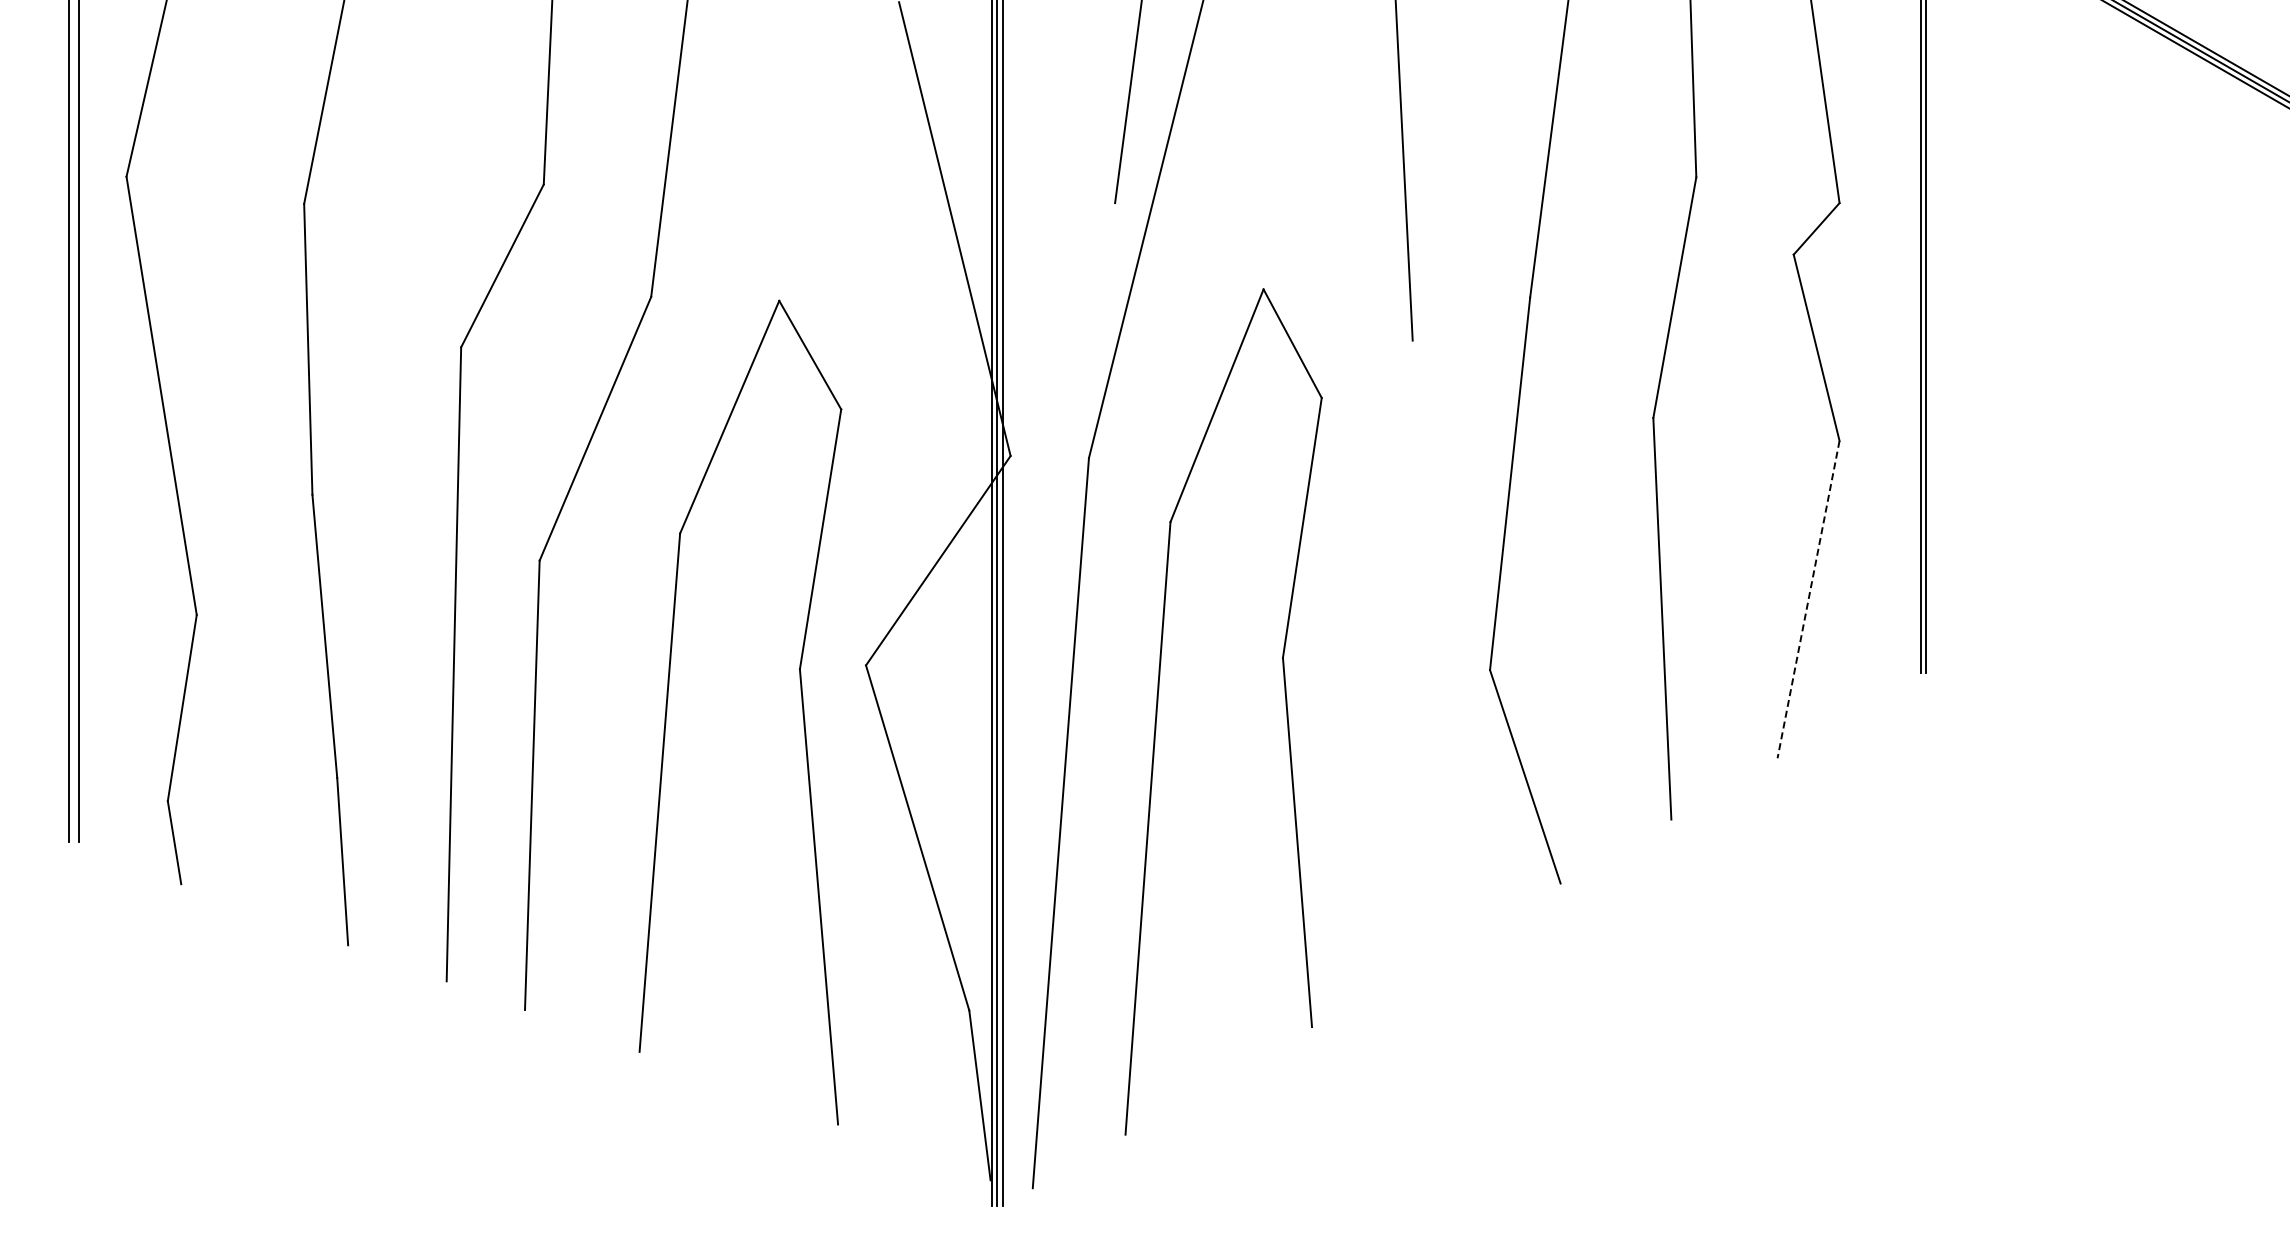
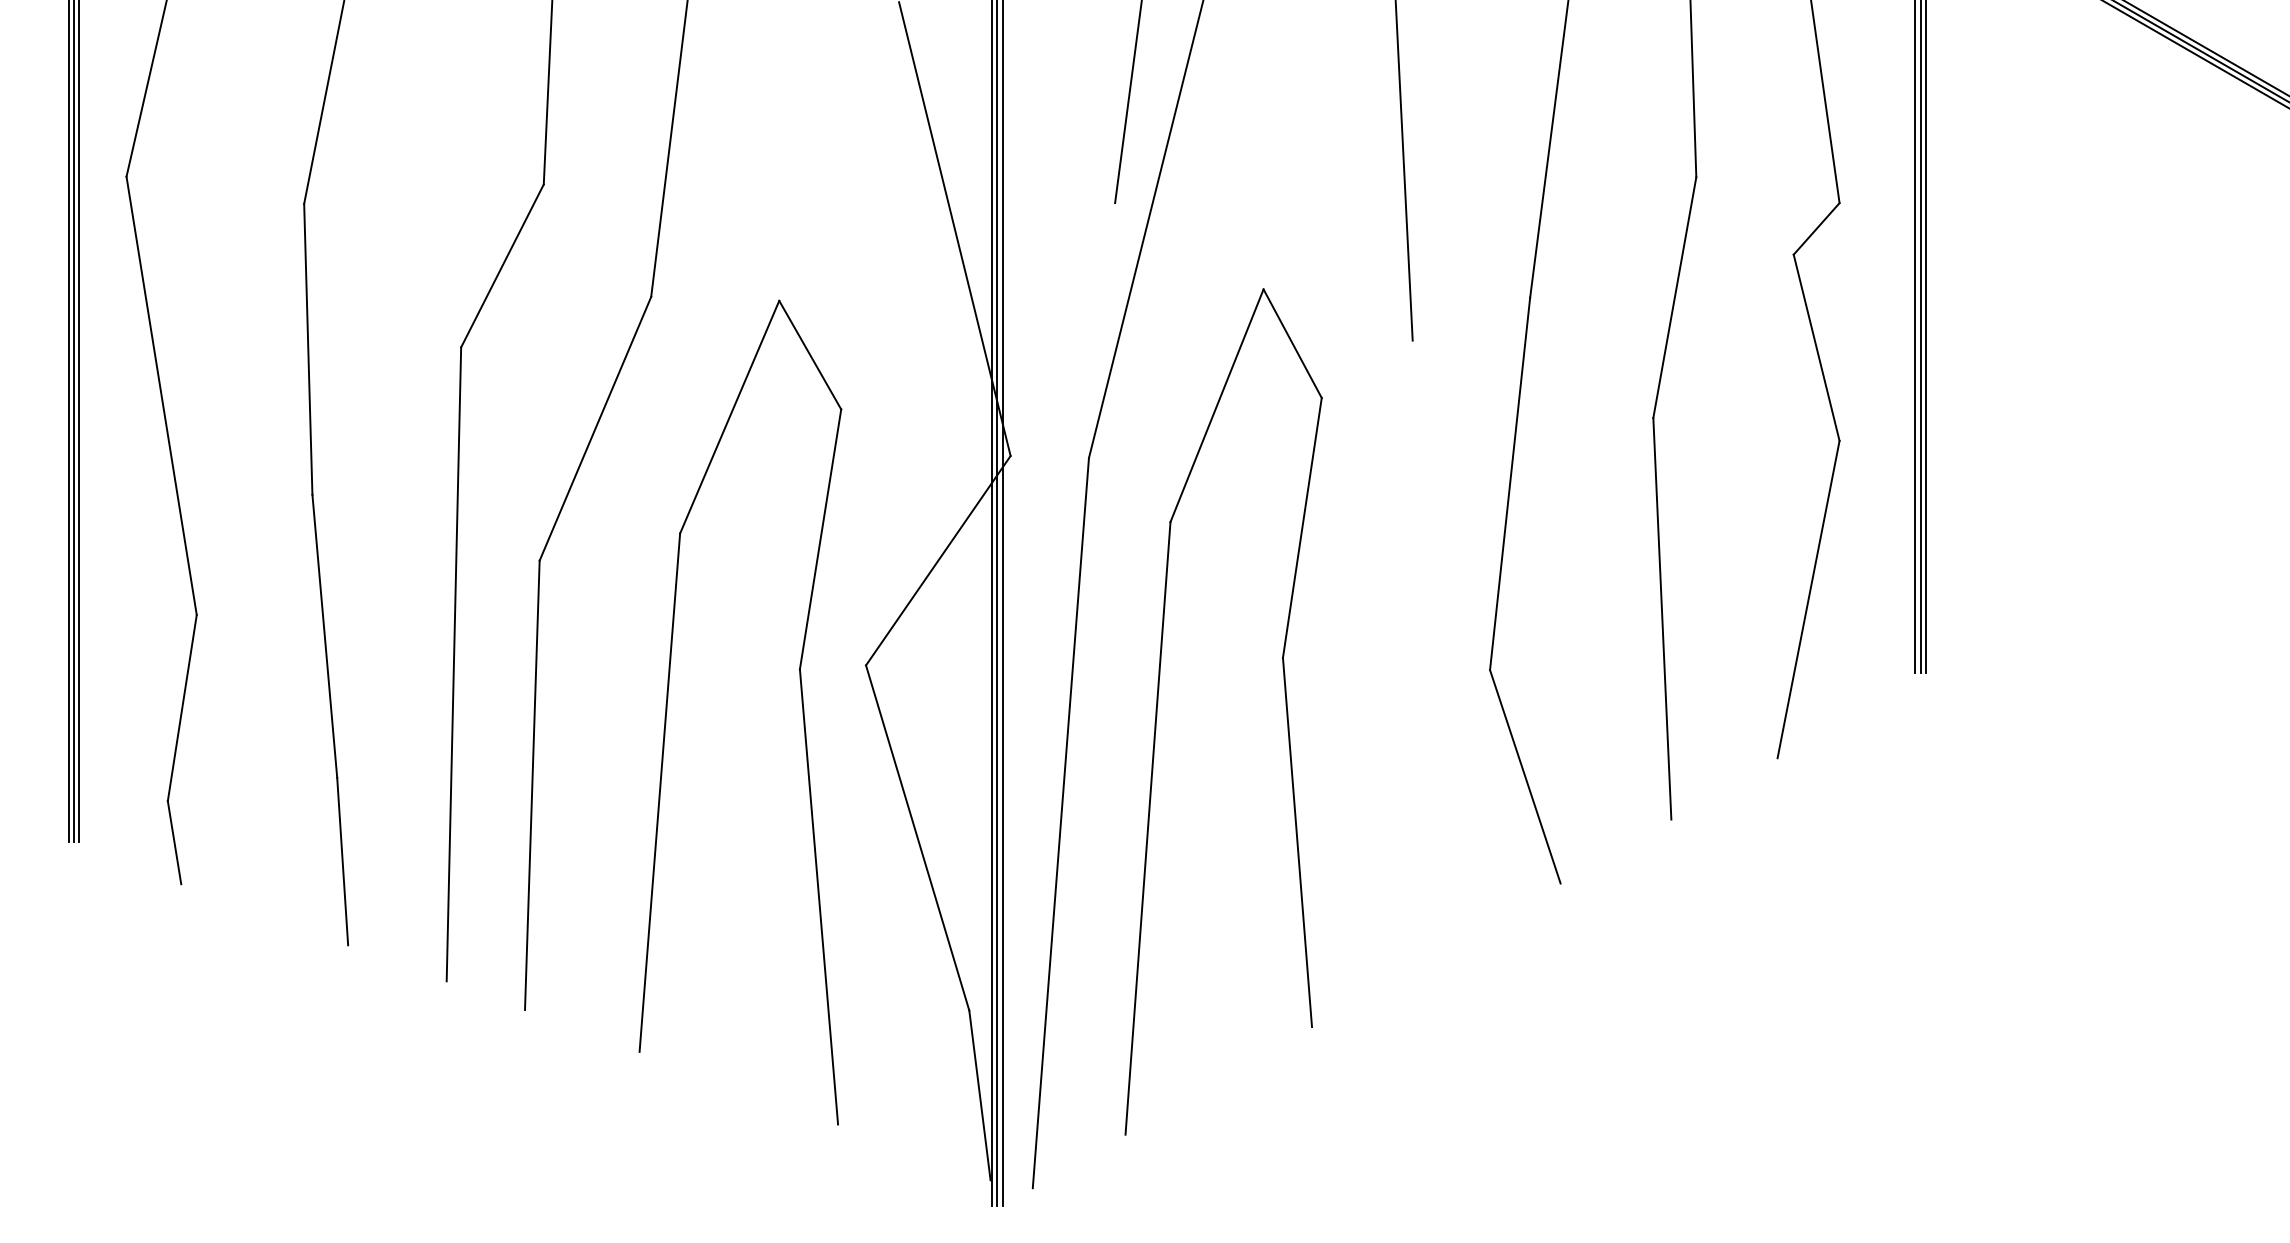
line: none -> present (1915, 337)
line: none -> present (74, 421)
line: dashed -> solid (1808, 599)
